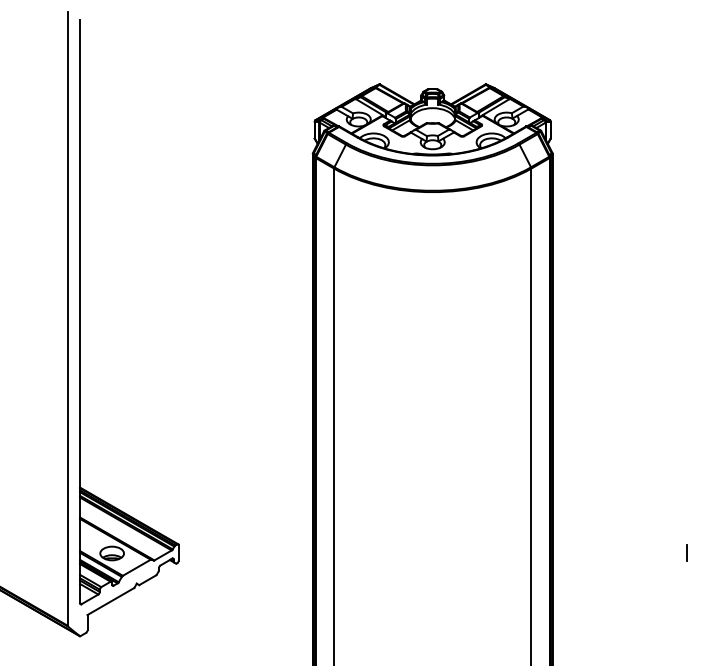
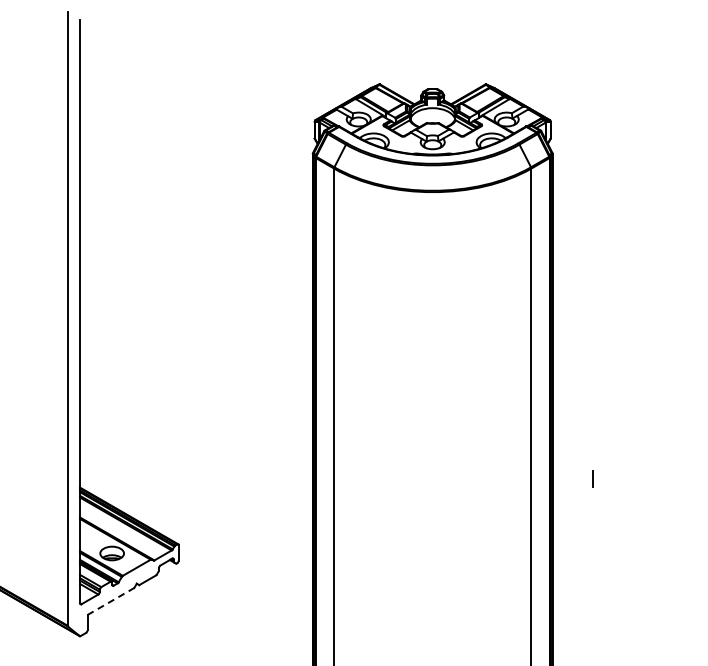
line position: (686, 552) -> (592, 478) (592, 478)
line: solid -> dashed (111, 601)
